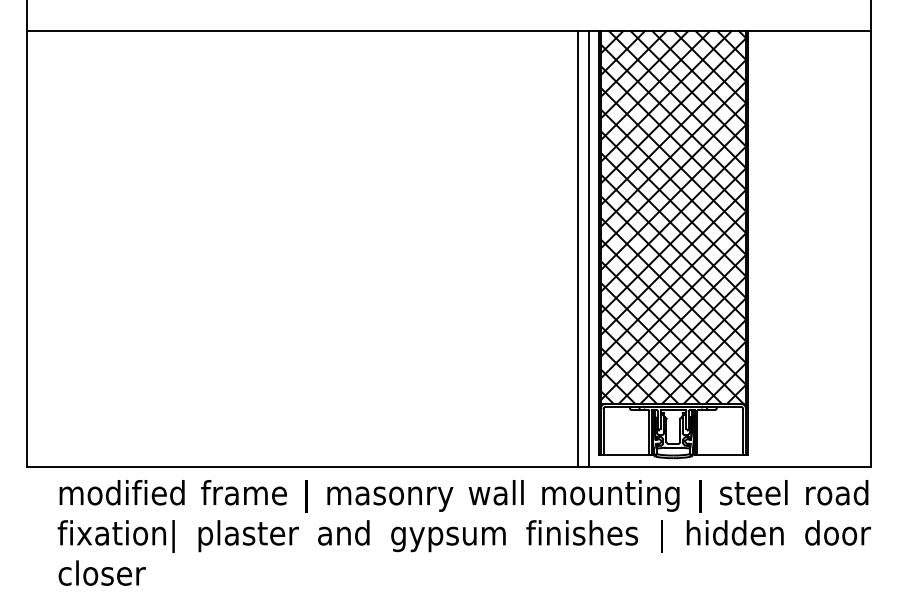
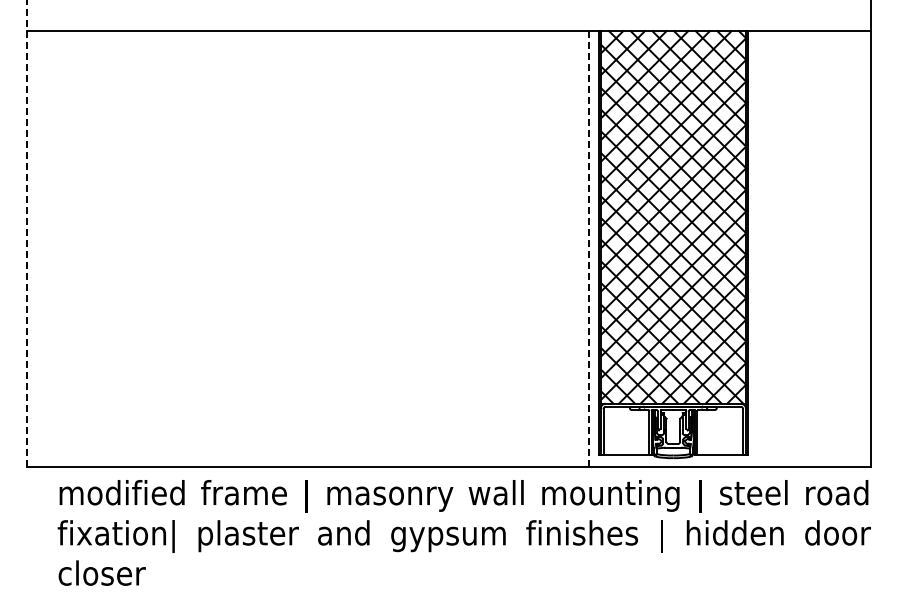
line: solid -> dashed (26, 233)
line: present -> none (577, 248)
line: solid -> dashed (588, 249)
